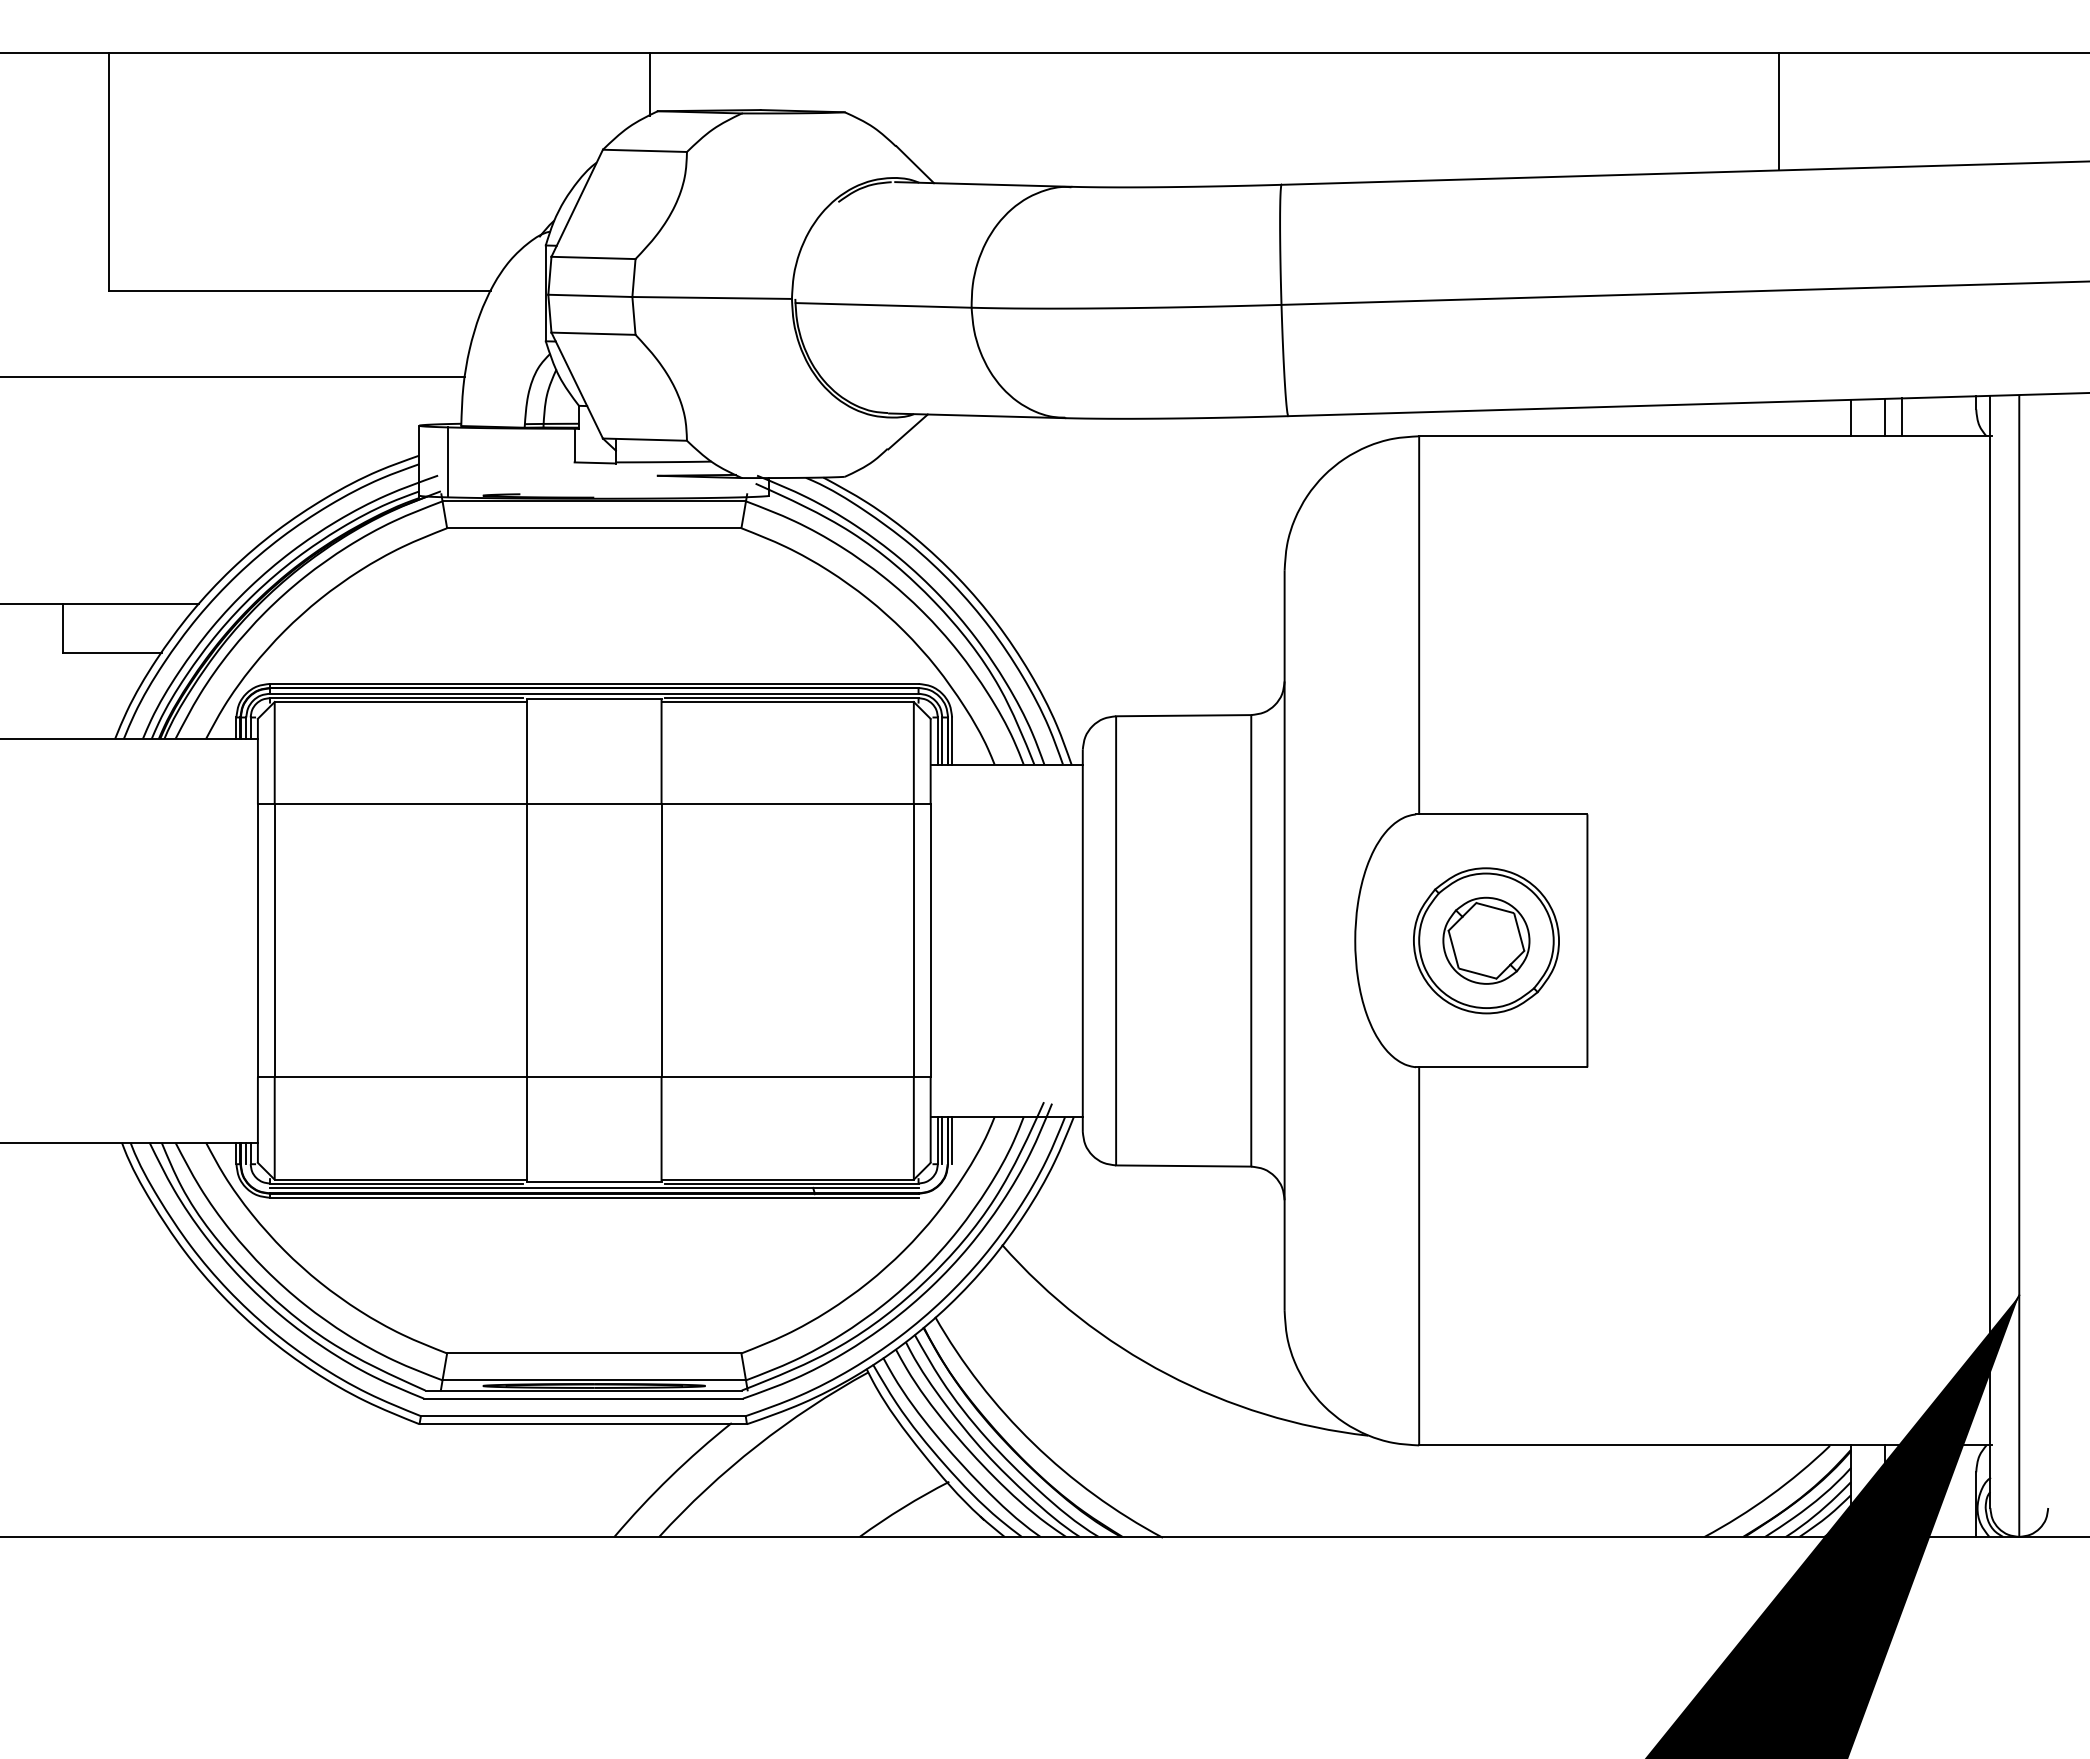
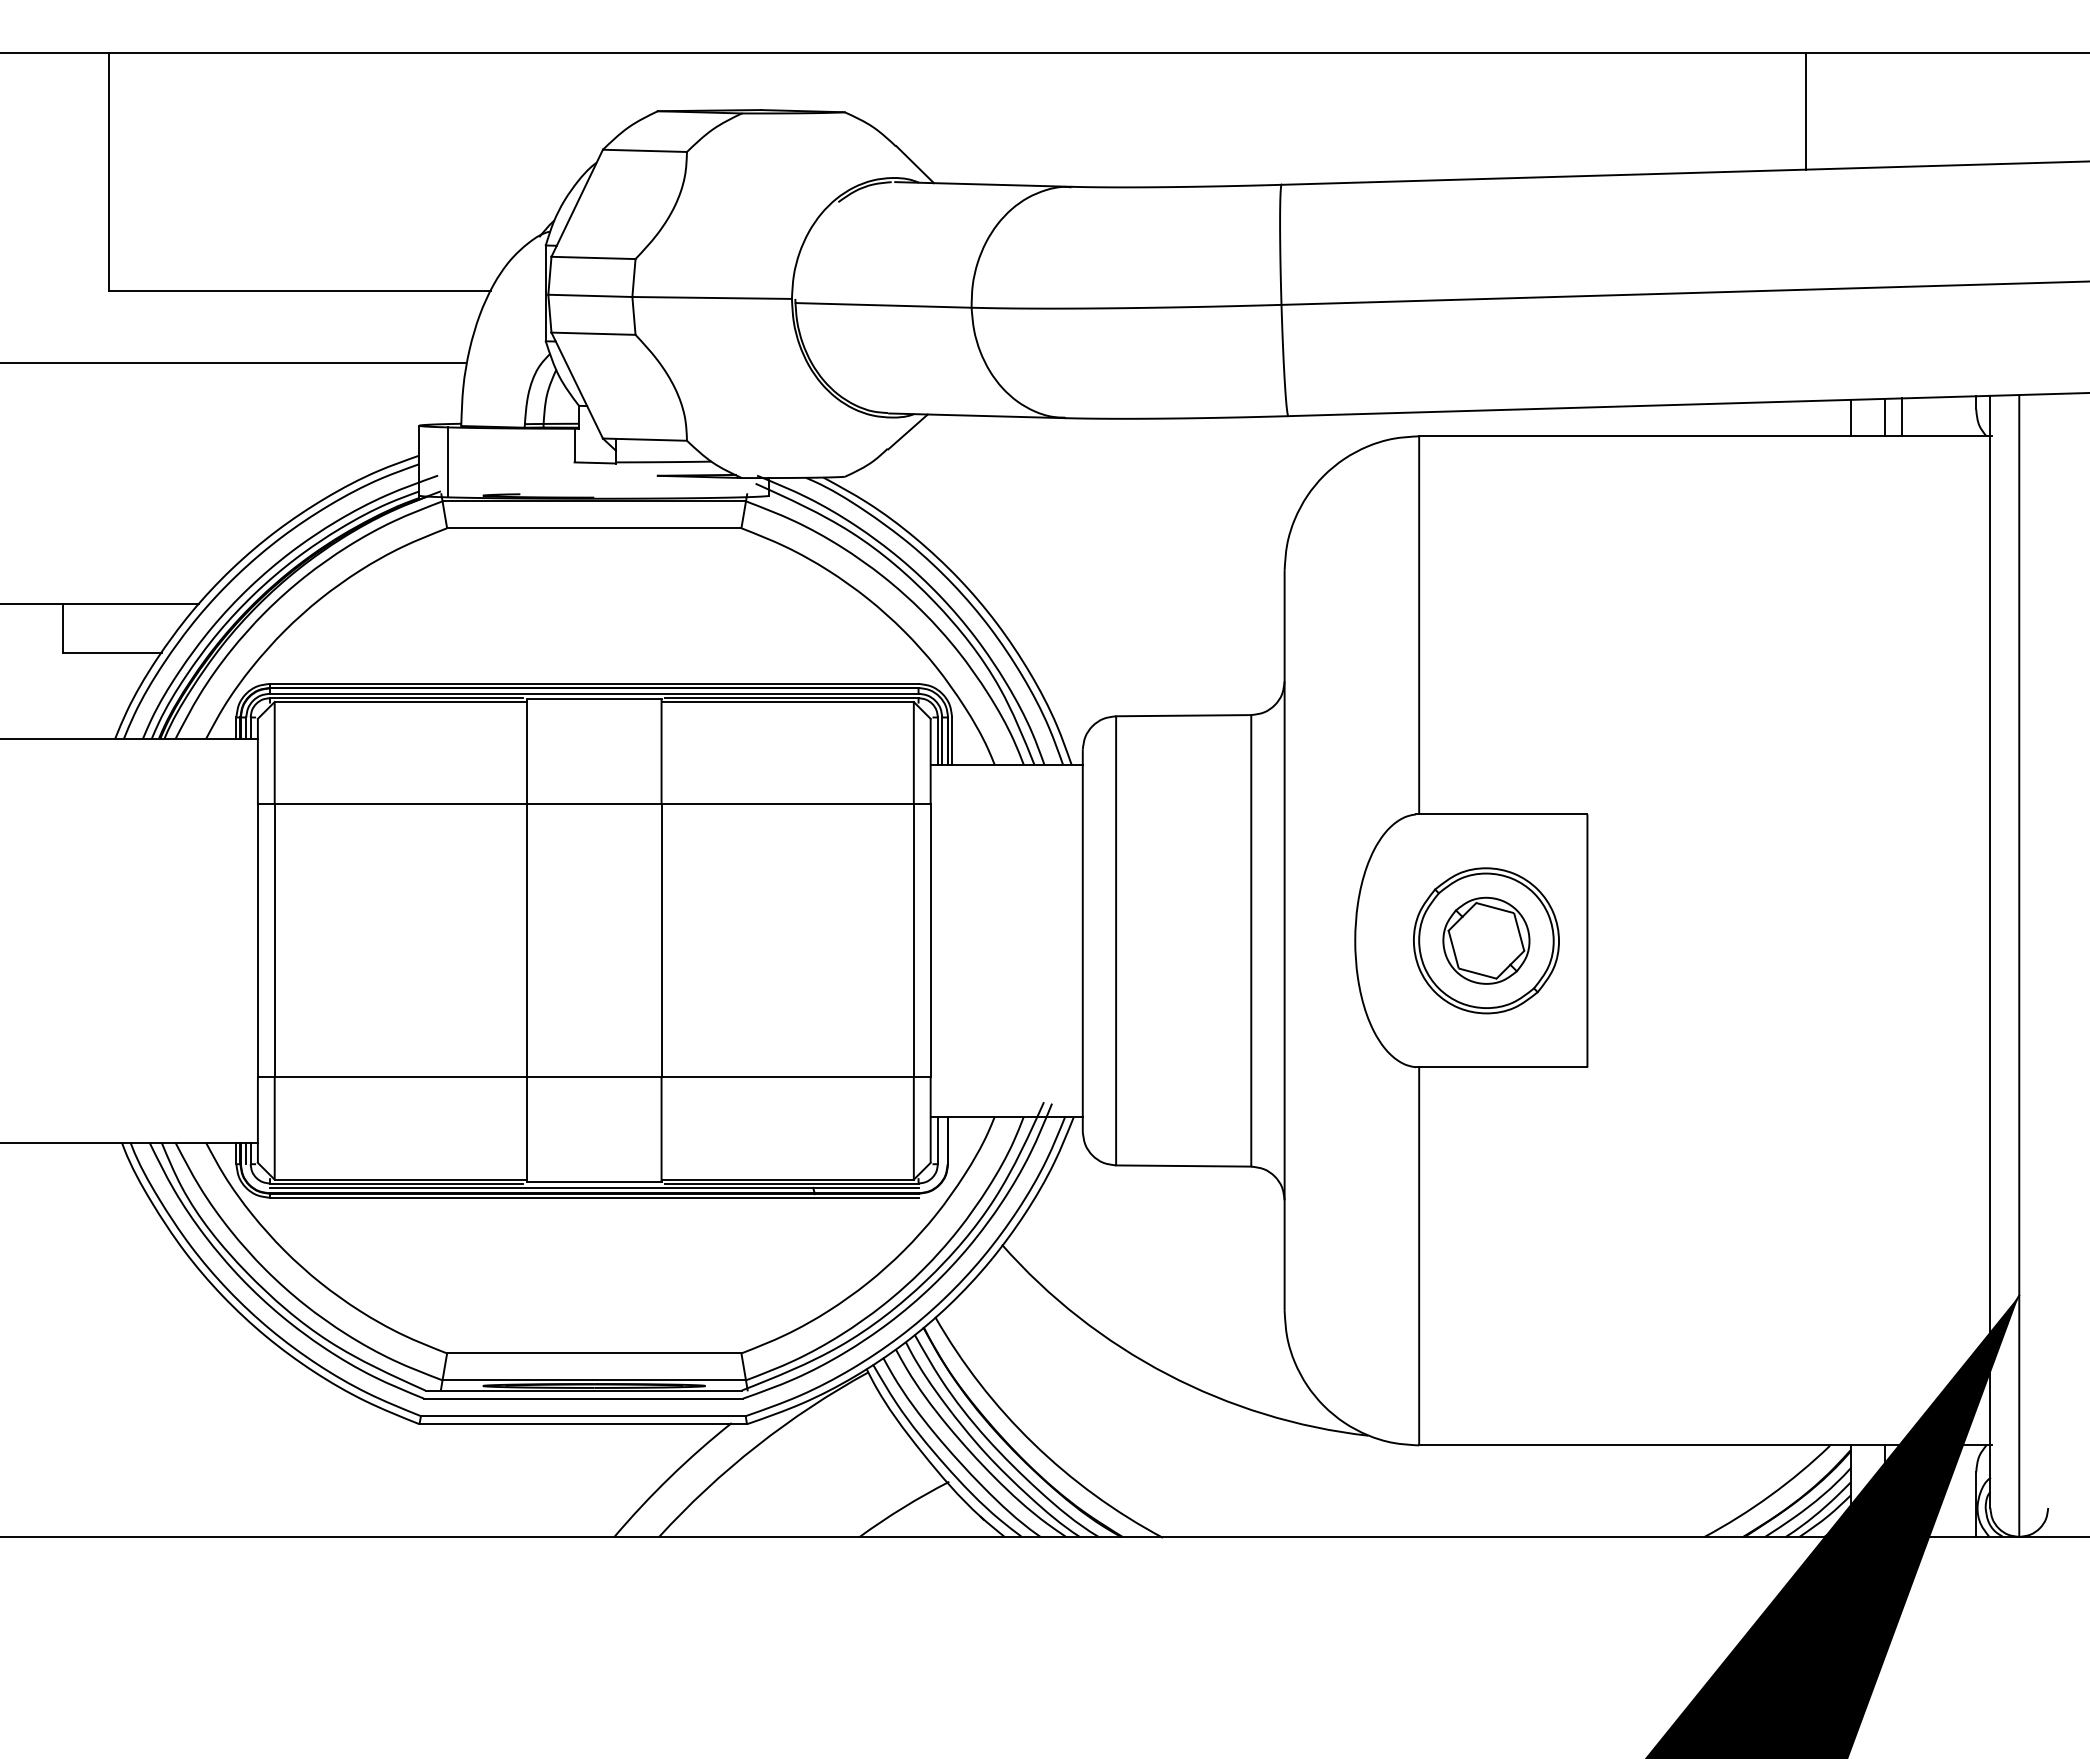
line: present -> none (649, 83)
line position: (1779, 111) -> (1806, 111) (1806, 111)
line position: (233, 377) -> (233, 363) (233, 363)
line: present -> none (942, 1140)
line: present -> none (952, 1140)
